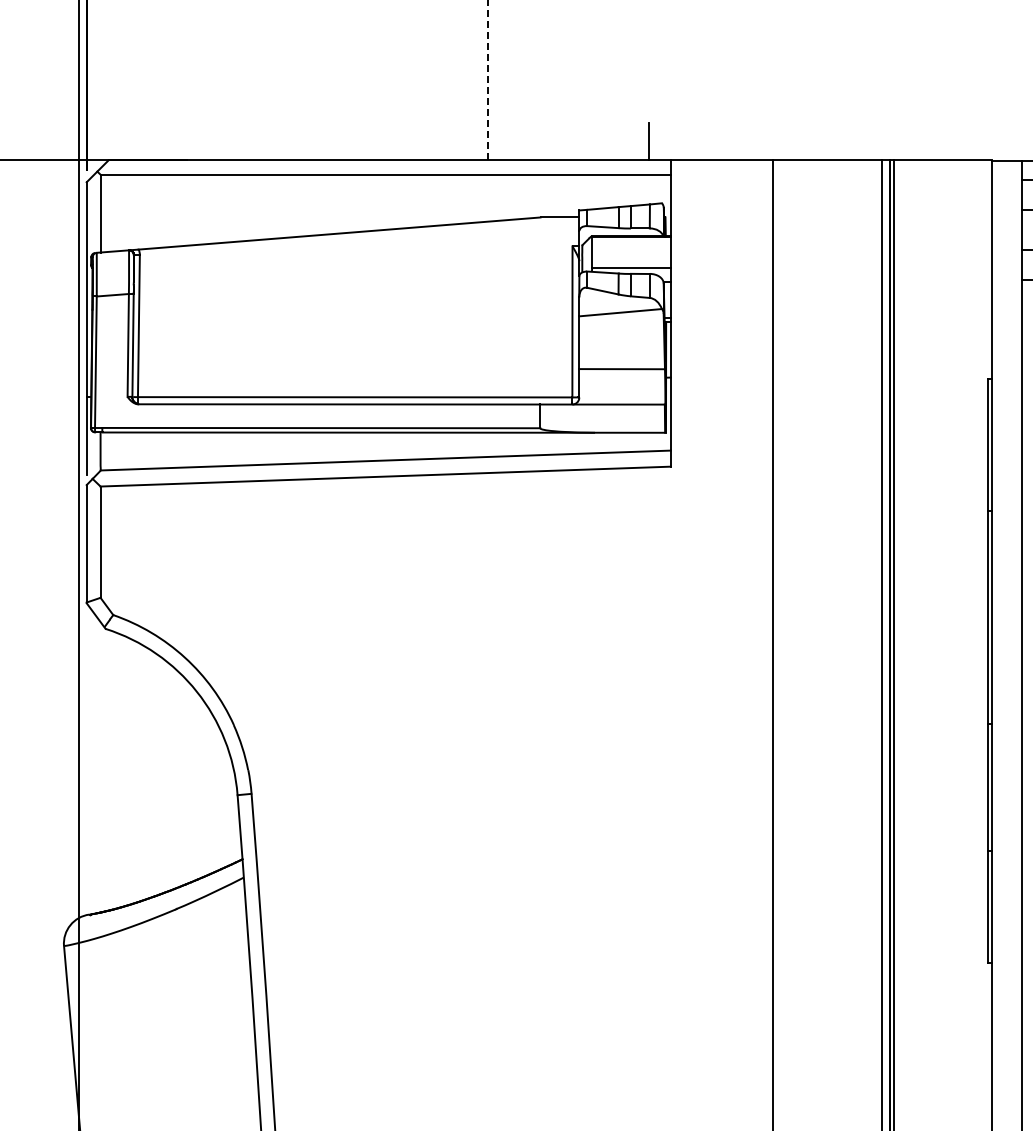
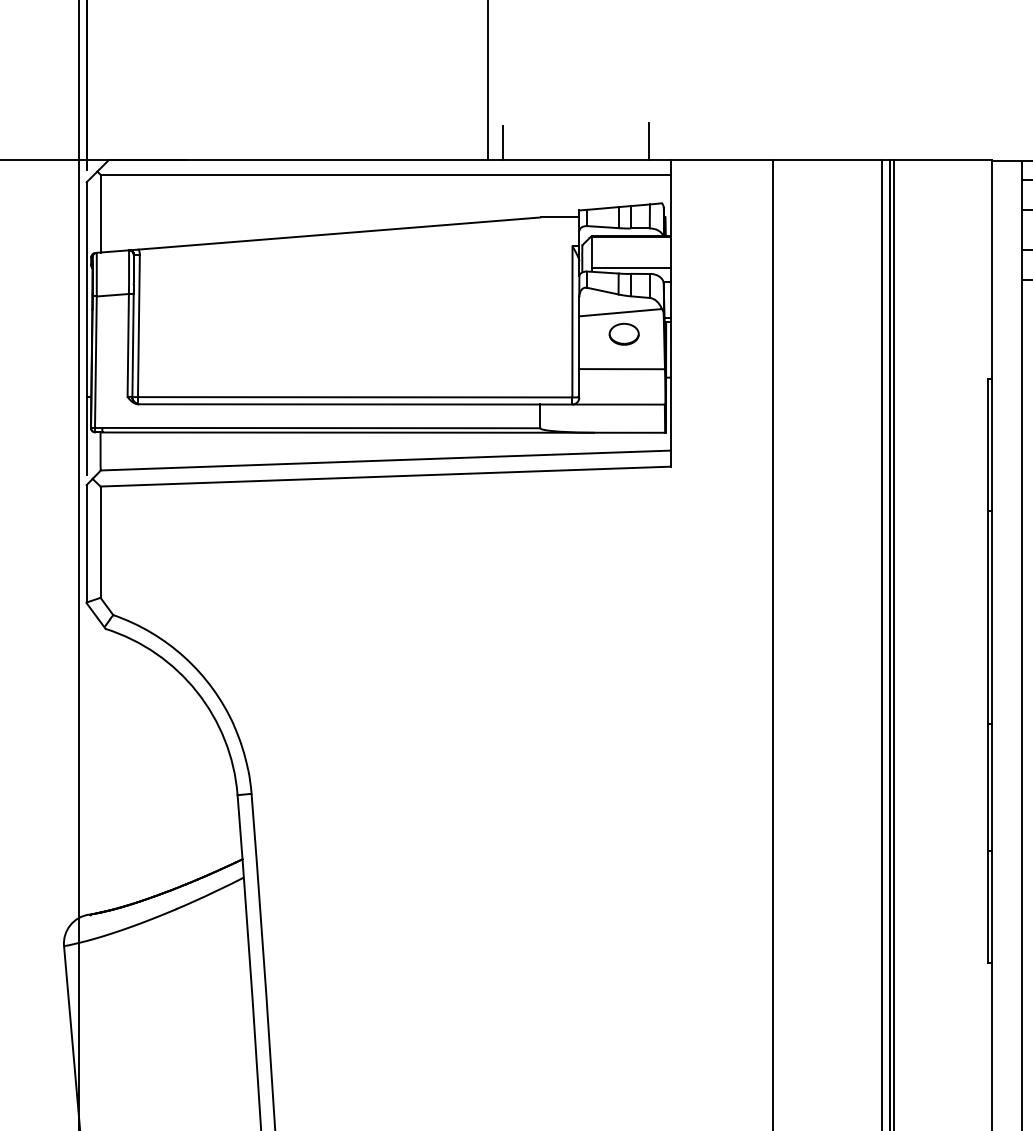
line: dashed -> solid (488, 80)
line: none -> present (503, 143)
part: none -> present (623, 333)
